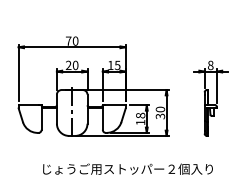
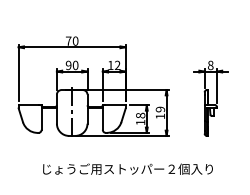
text: 20 -> 90 (68, 65)
text: 15 -> 12 (117, 65)
text: 30 -> 19 (160, 112)
